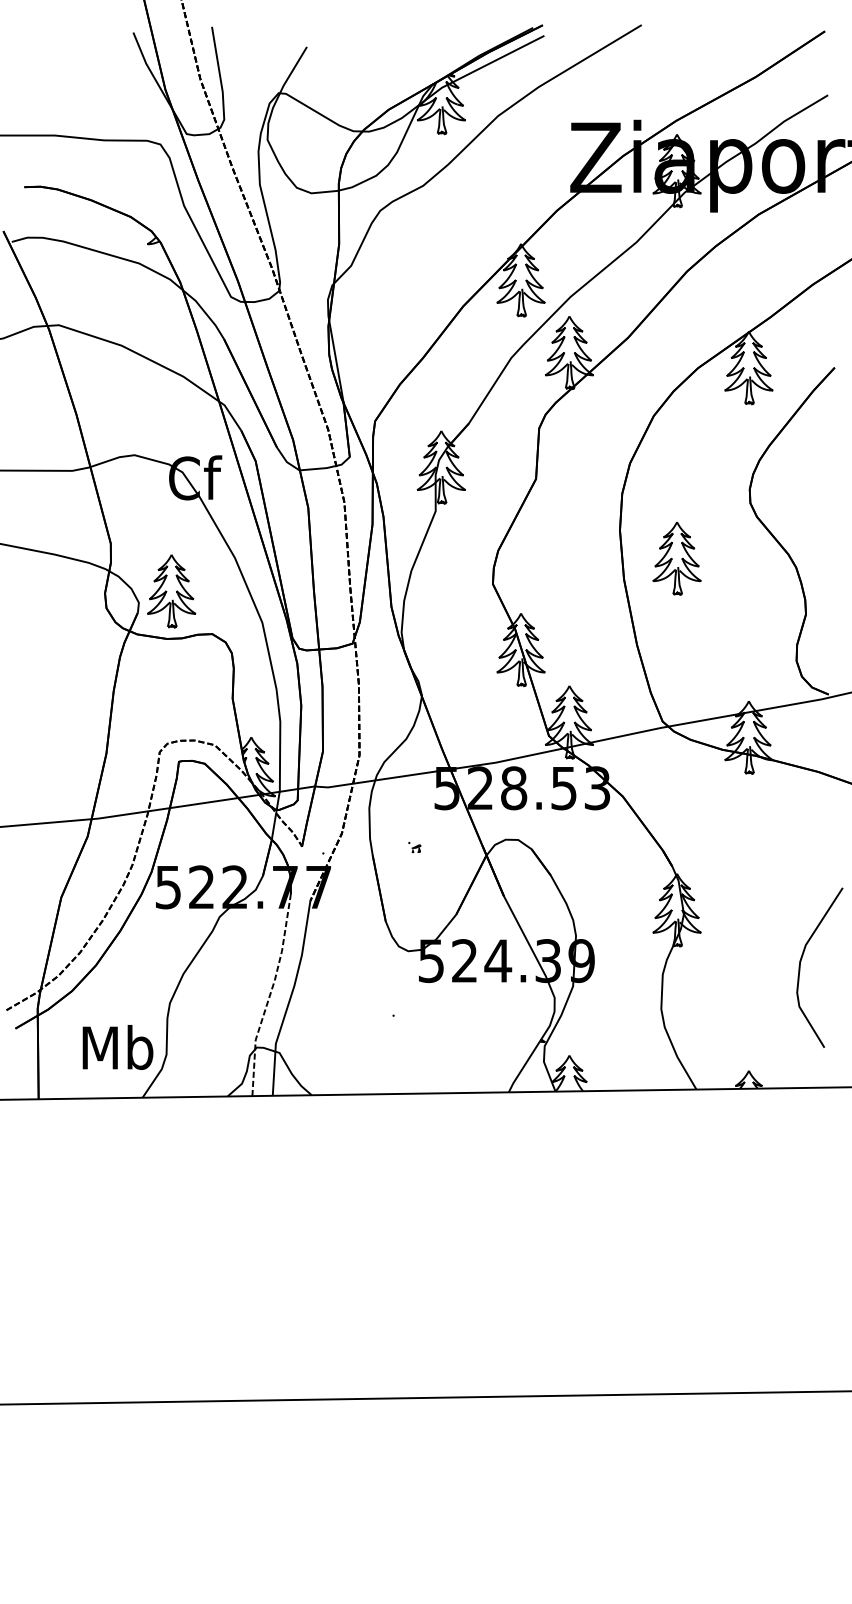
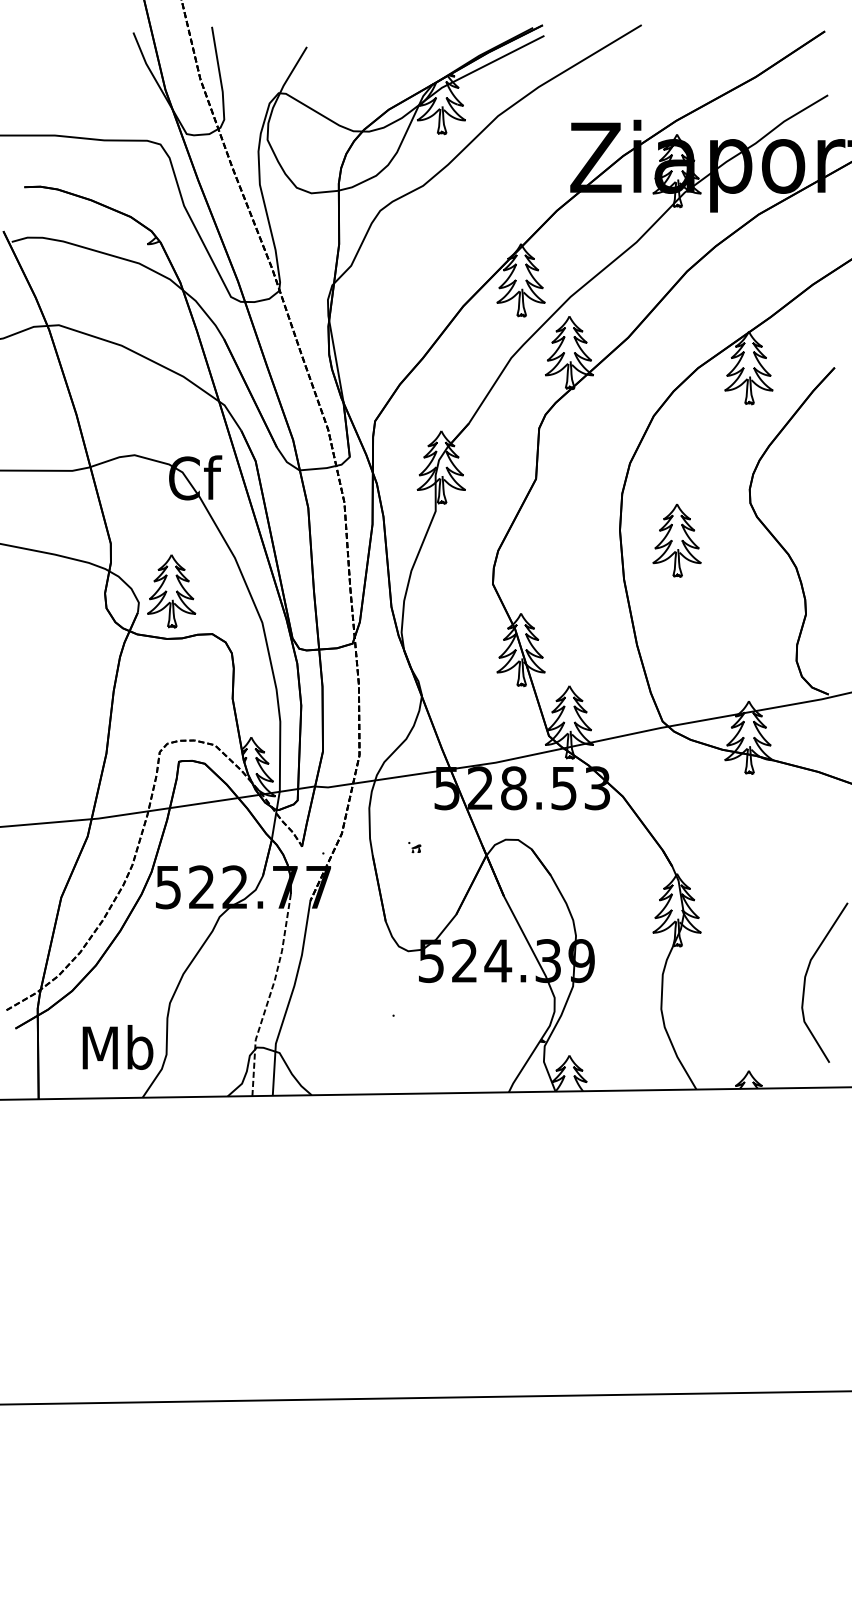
part position: (676, 558) -> (676, 540) (676, 540)
curve position: (801, 961) -> (806, 976) (806, 976)
